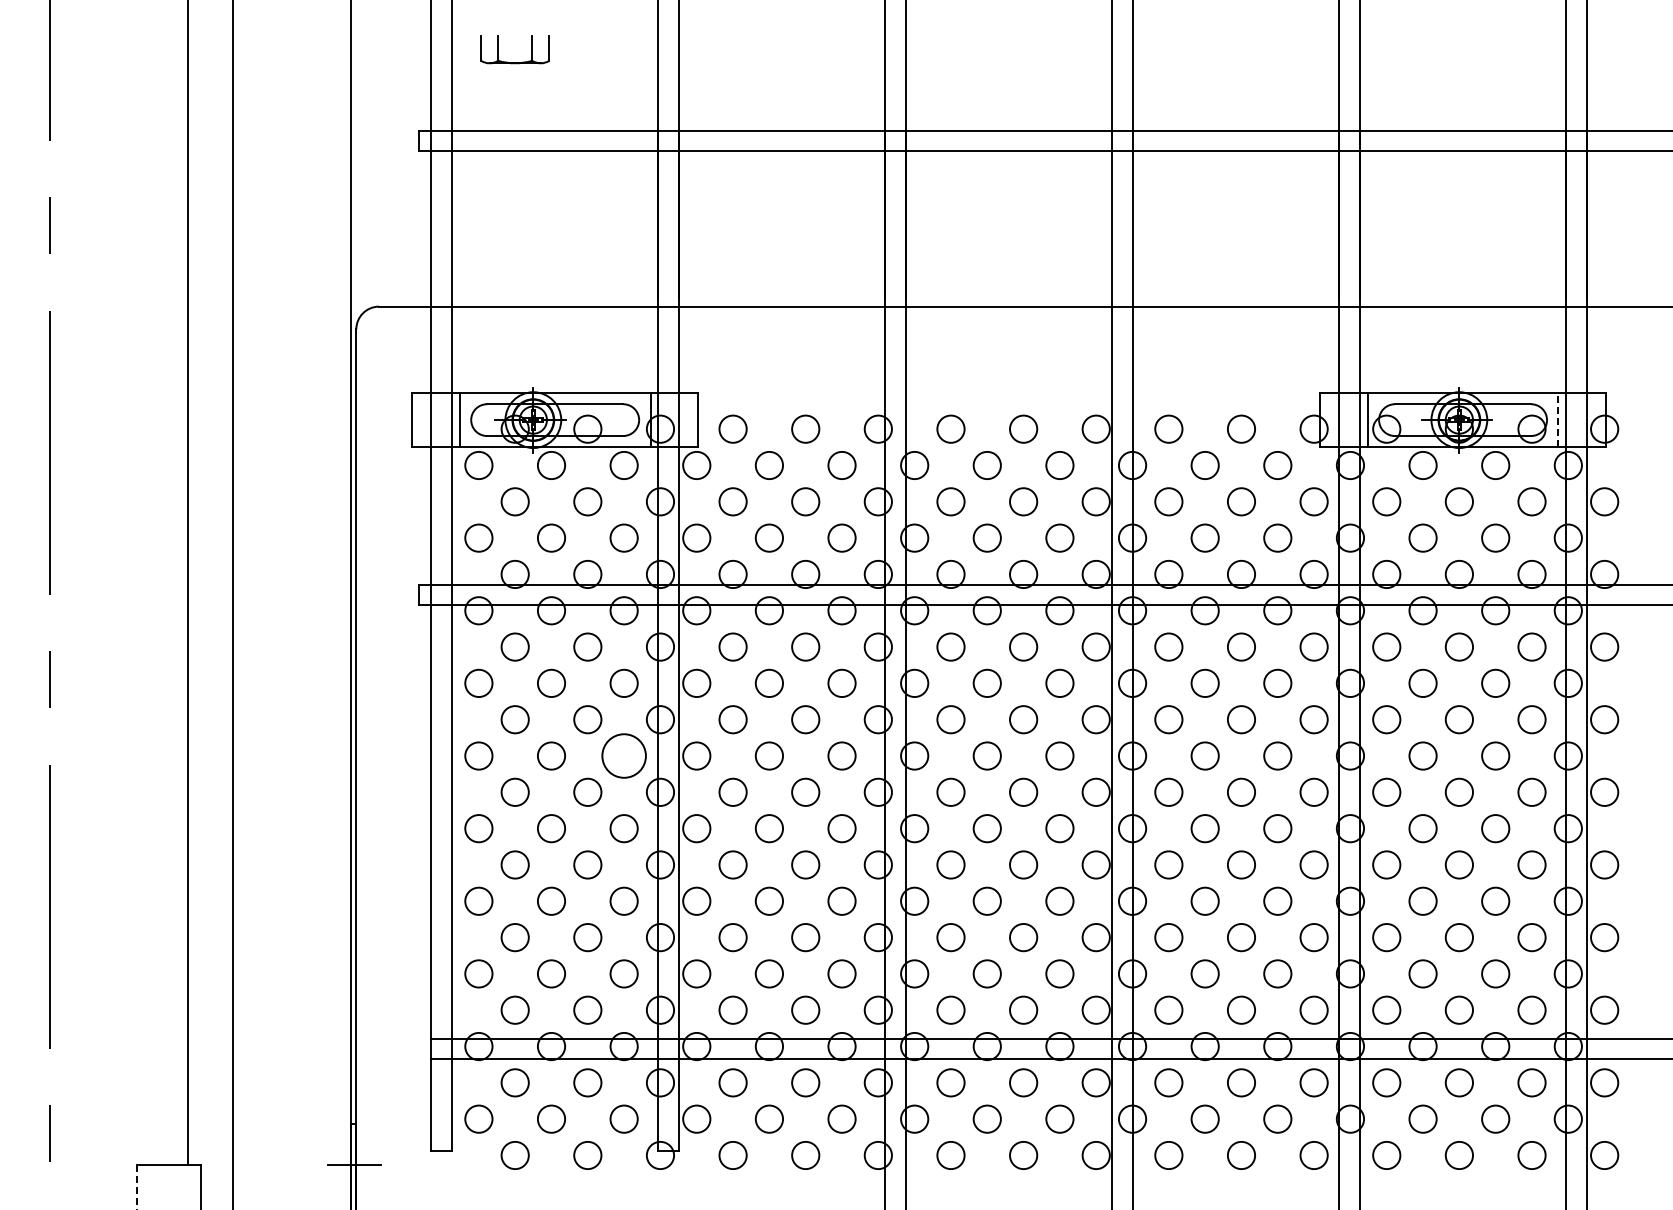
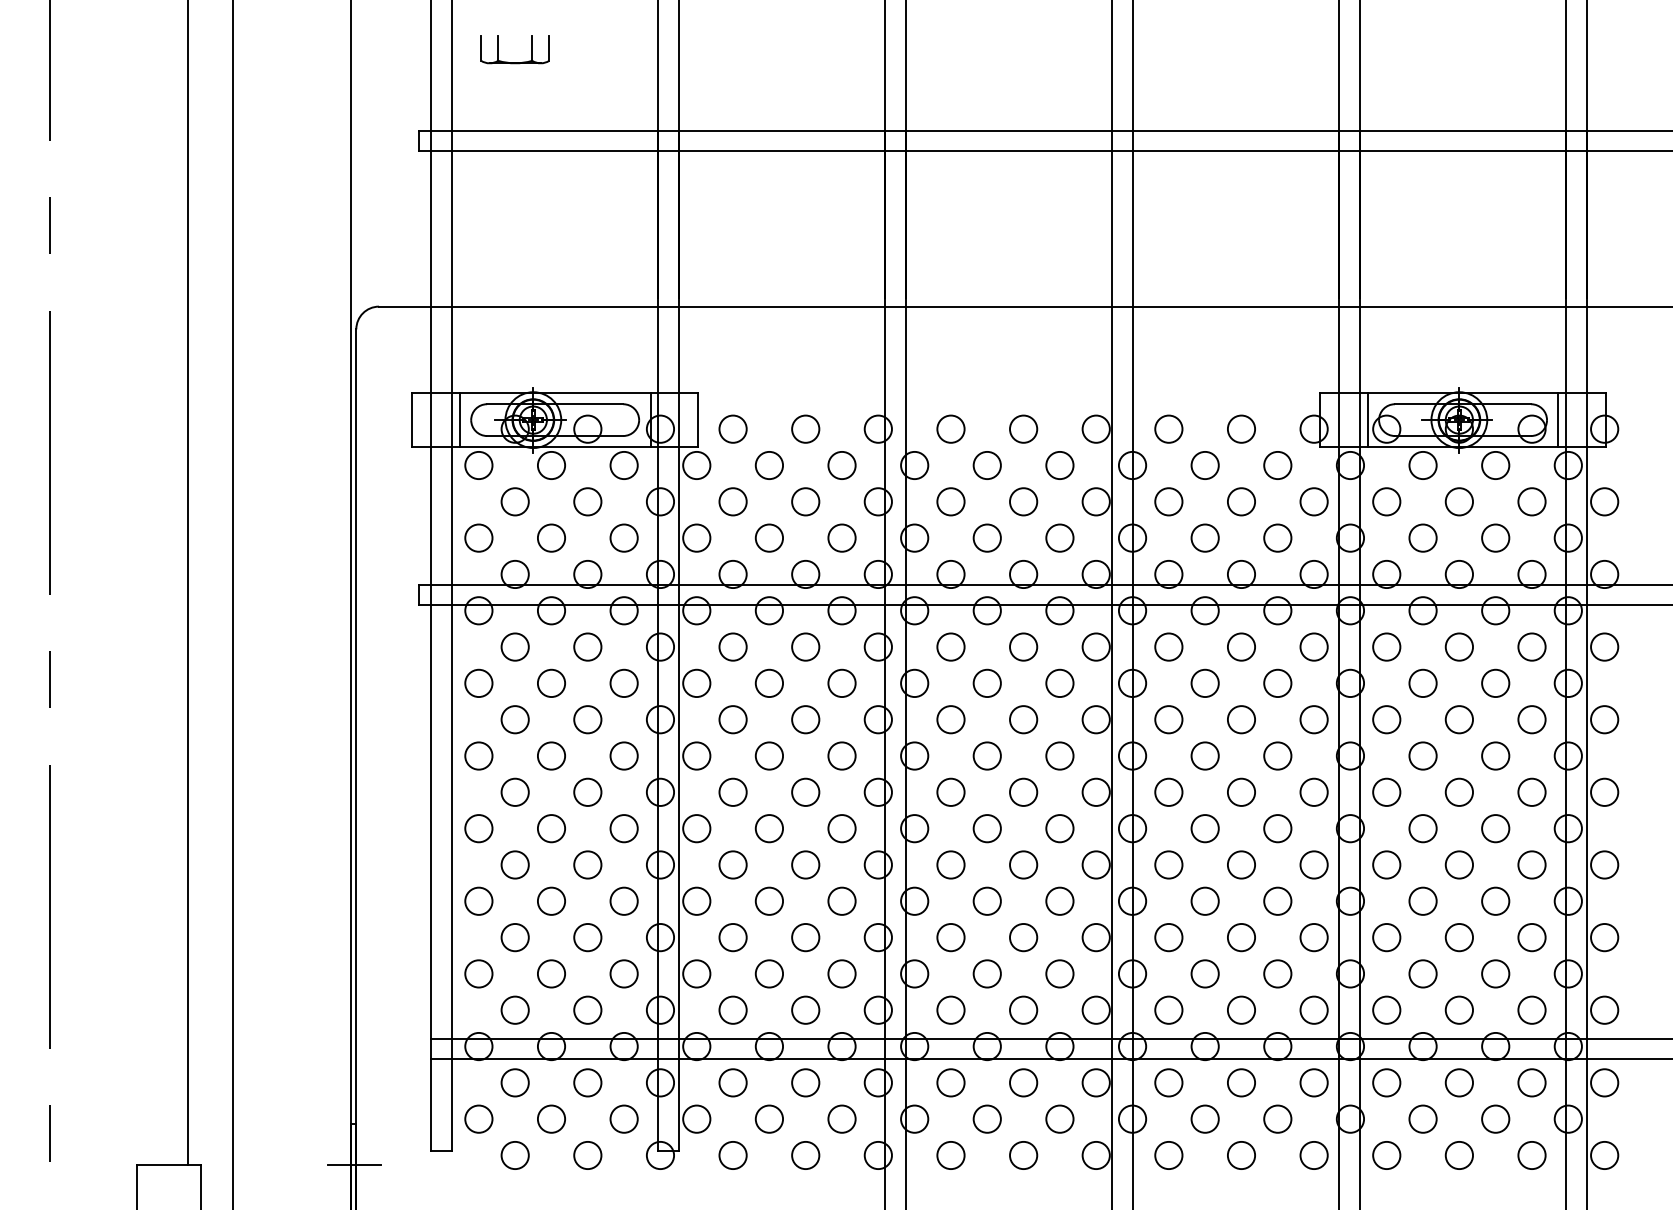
line: dashed -> solid (1558, 419)
circle diameter: 44 px -> 27 px (623, 755)
line: dashed -> solid (137, 1187)
